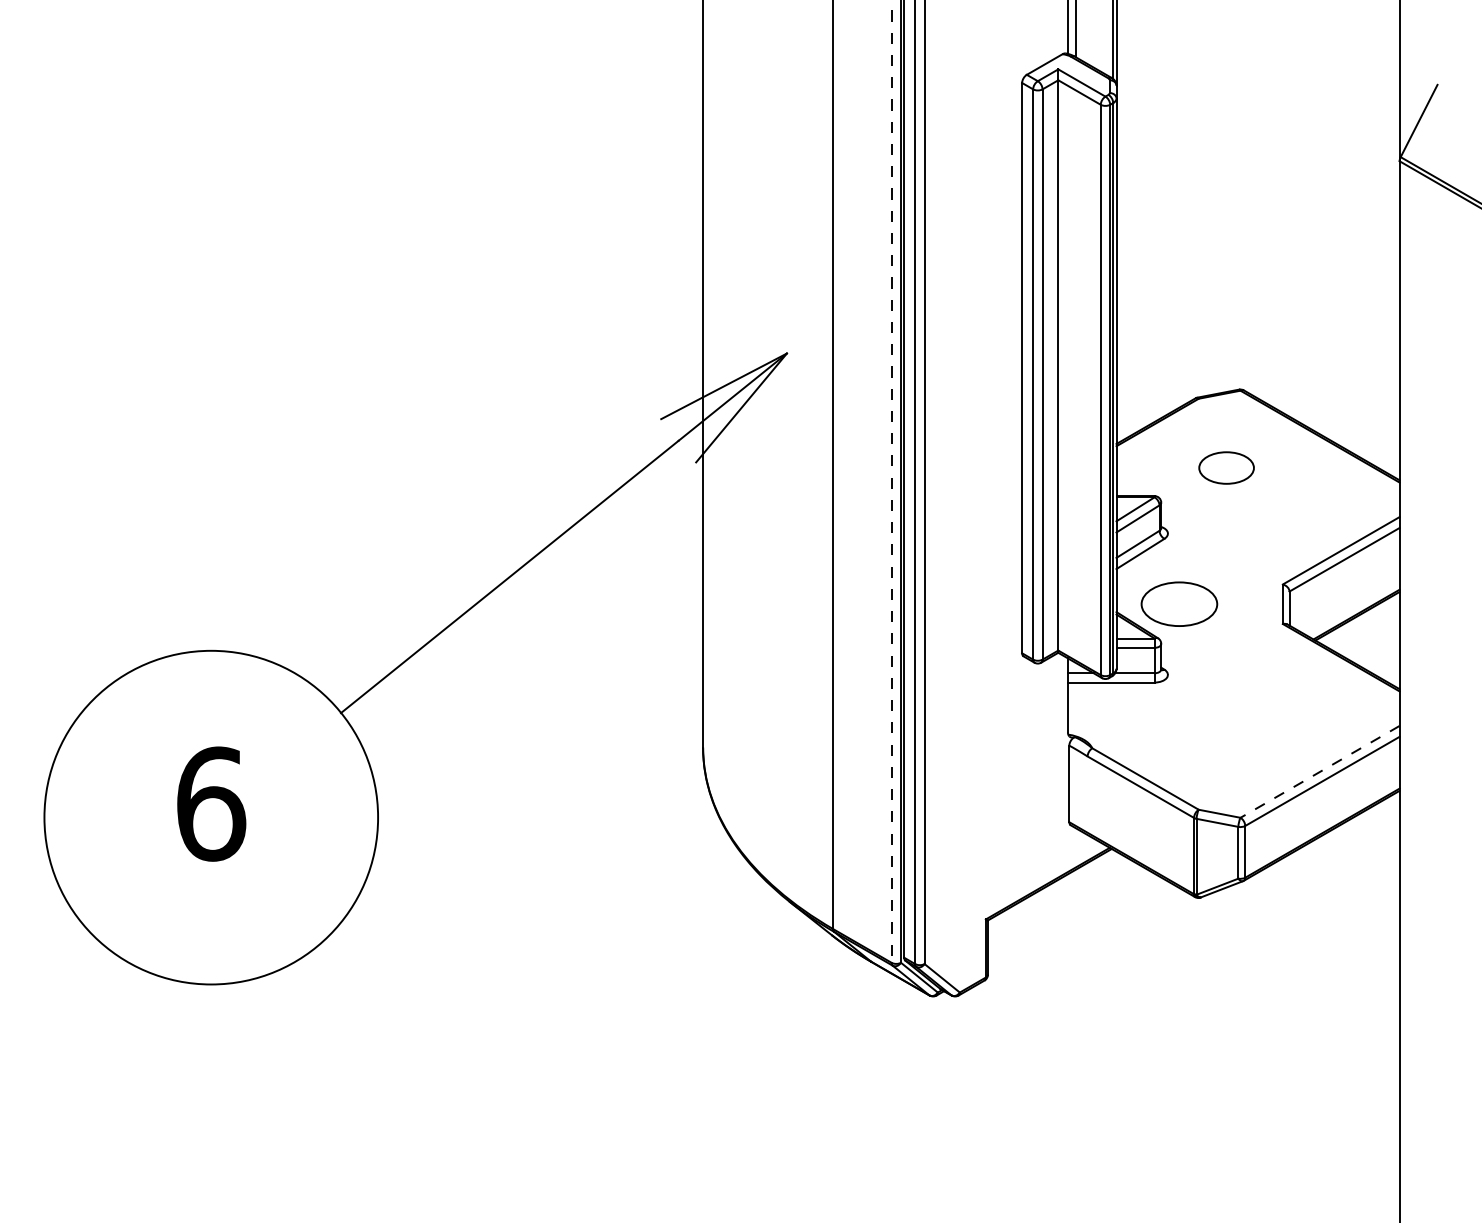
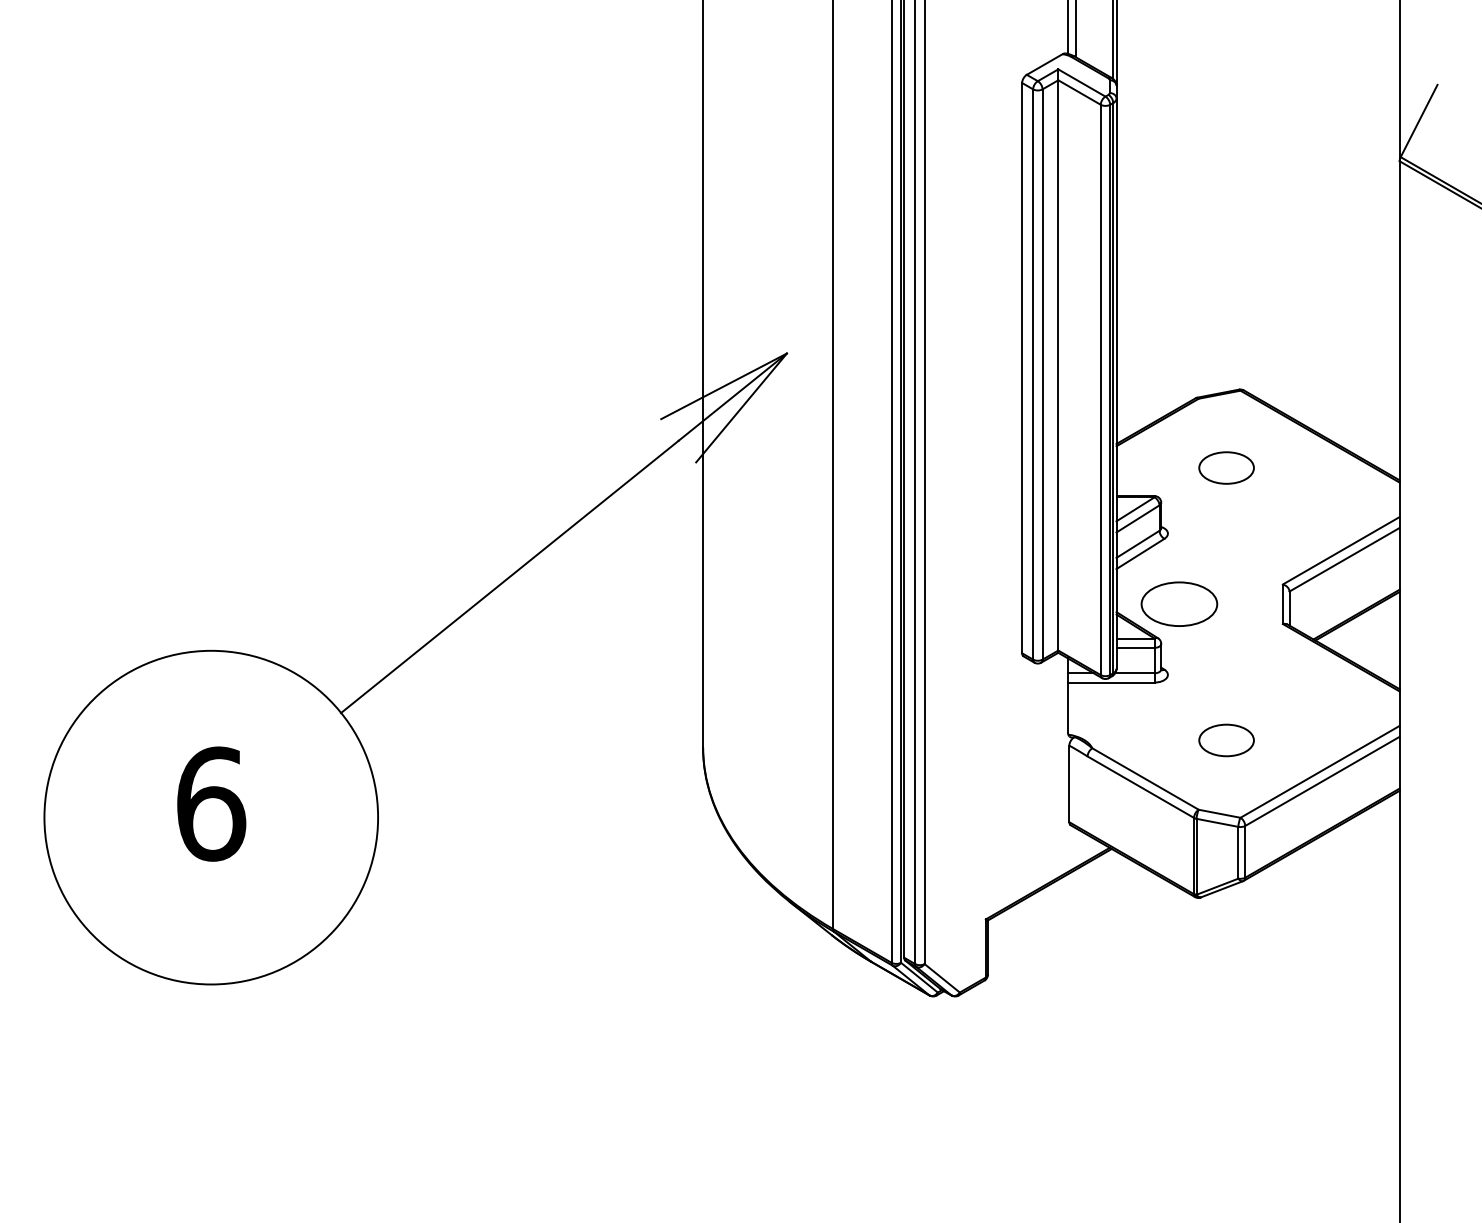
line: dashed -> solid (891, 481)
part: none -> present (1226, 740)
line: dashed -> solid (1320, 771)
